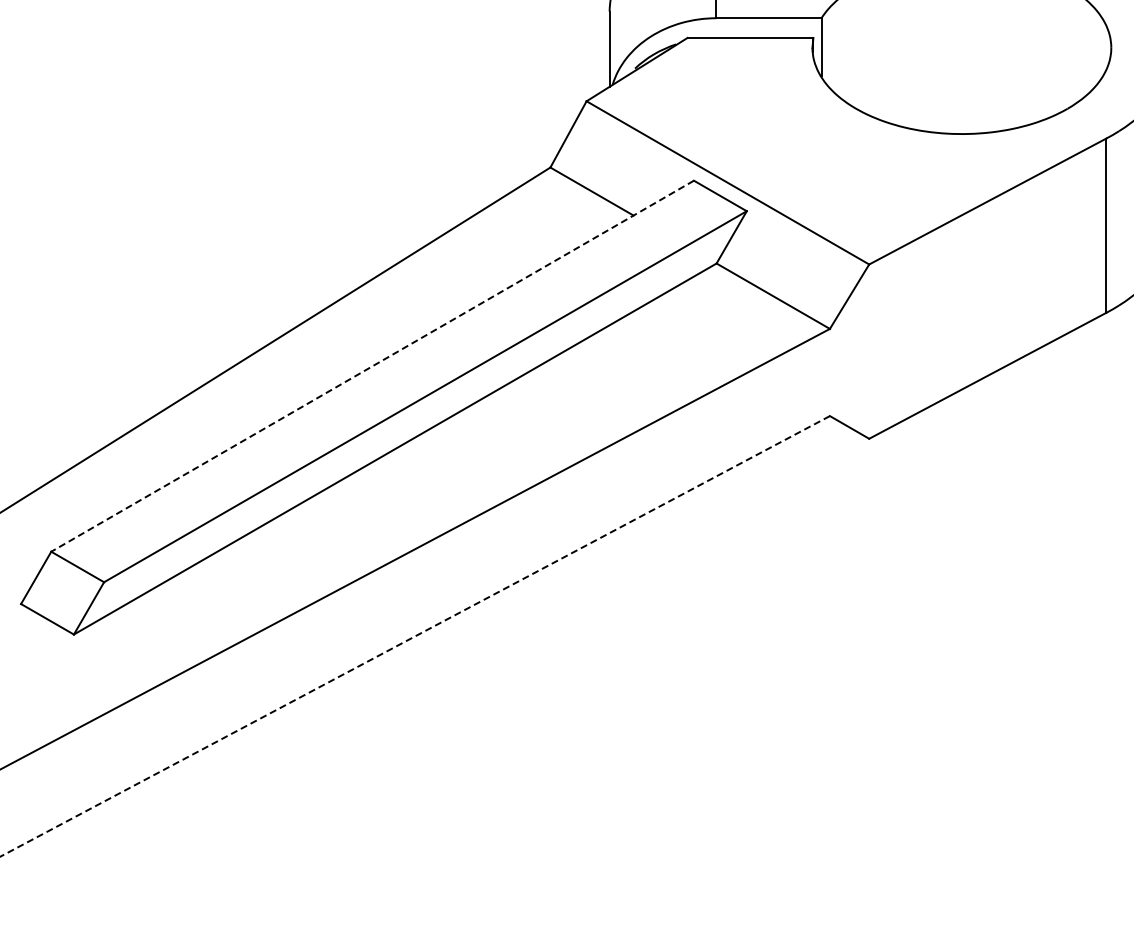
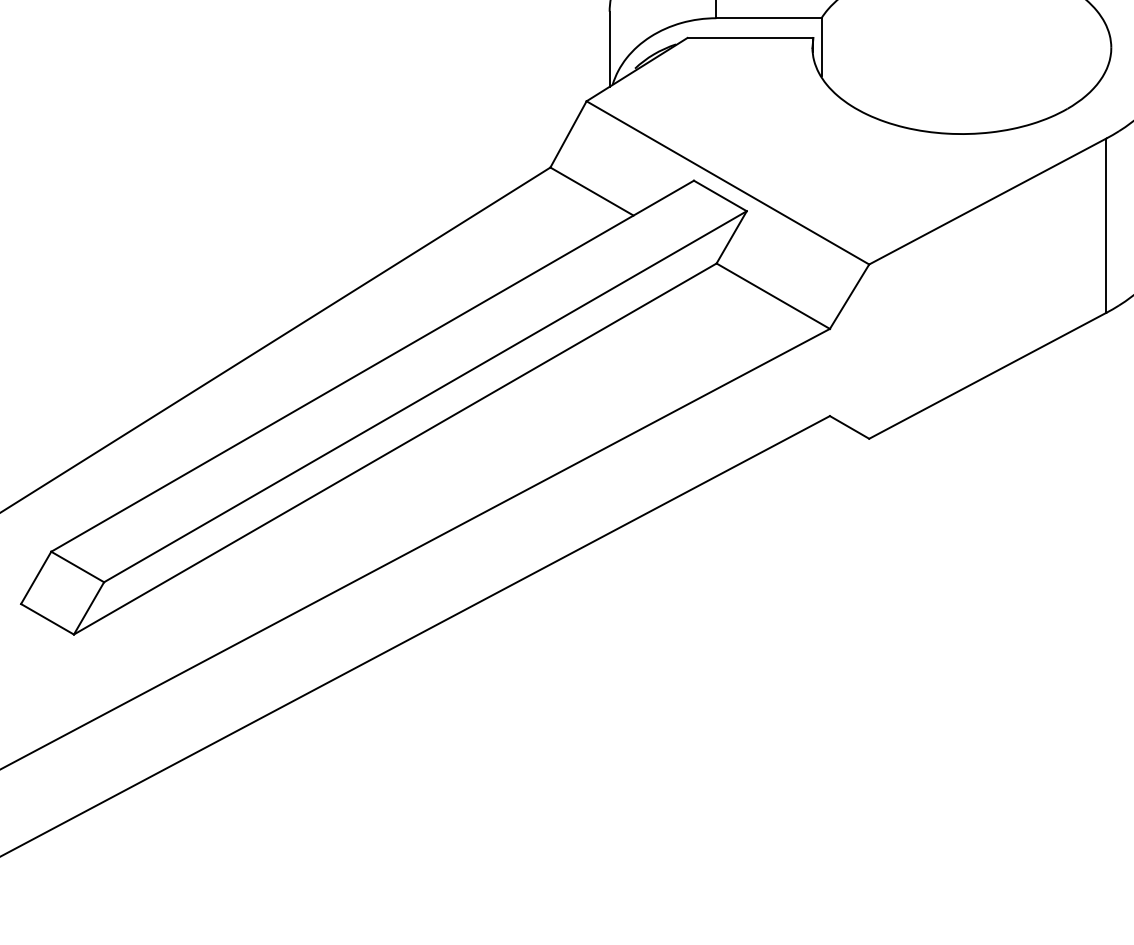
line: dashed -> solid (372, 366)
line: dashed -> solid (415, 636)
